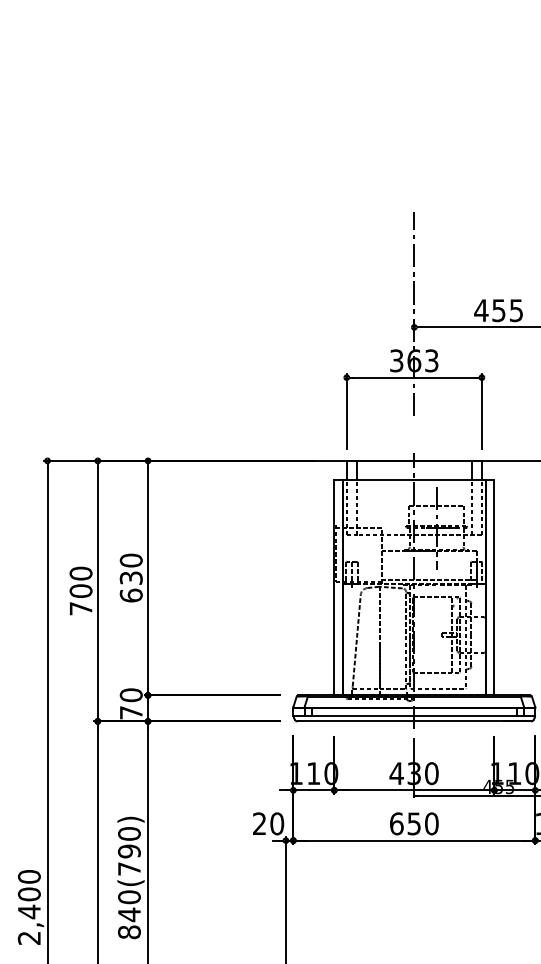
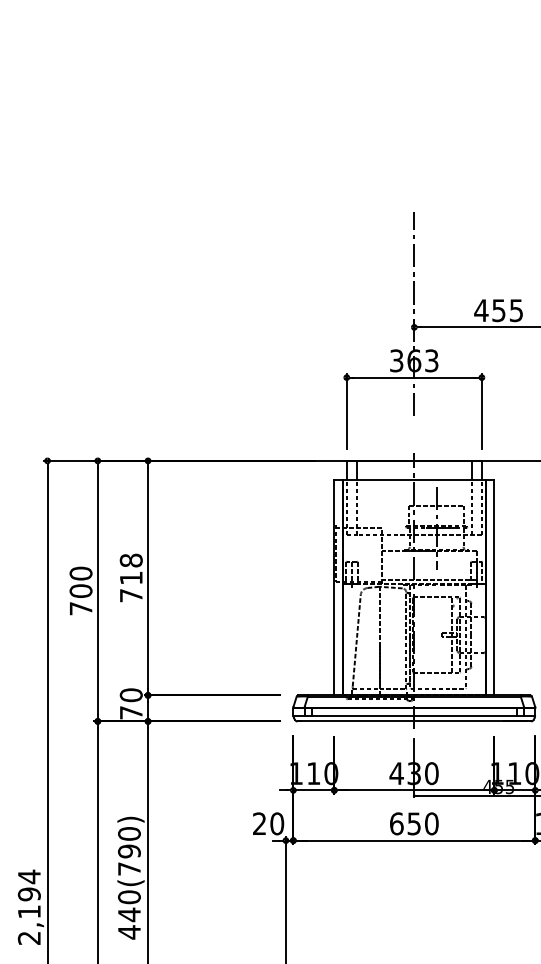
text: 630 -> 718 (130, 577)
text: 2,400 -> 2,194 (28, 894)
text: 840(790) -> 440(790) (129, 932)
